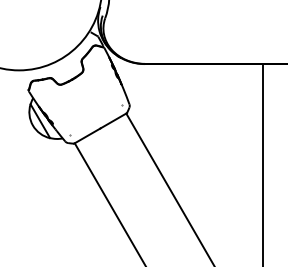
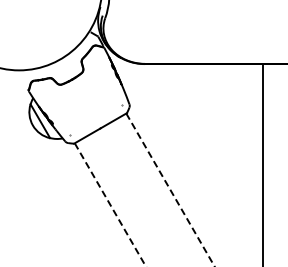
line: solid -> dashed (170, 190)
line: solid -> dashed (110, 205)
